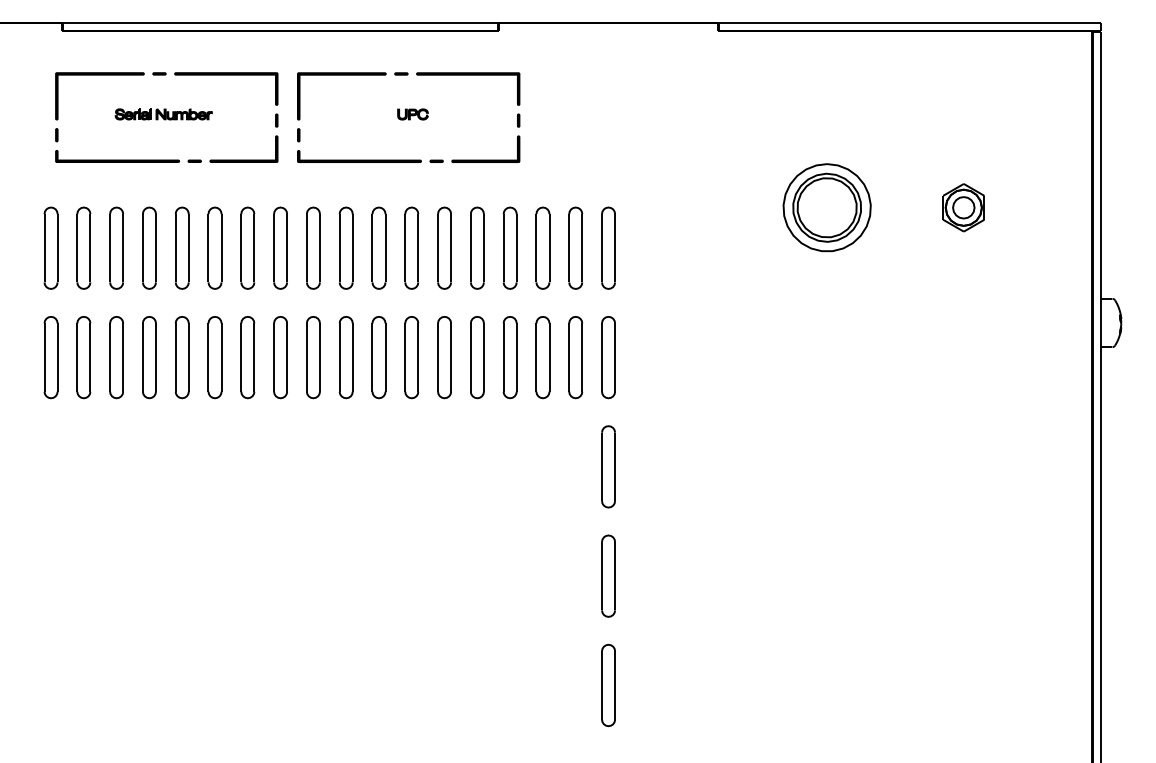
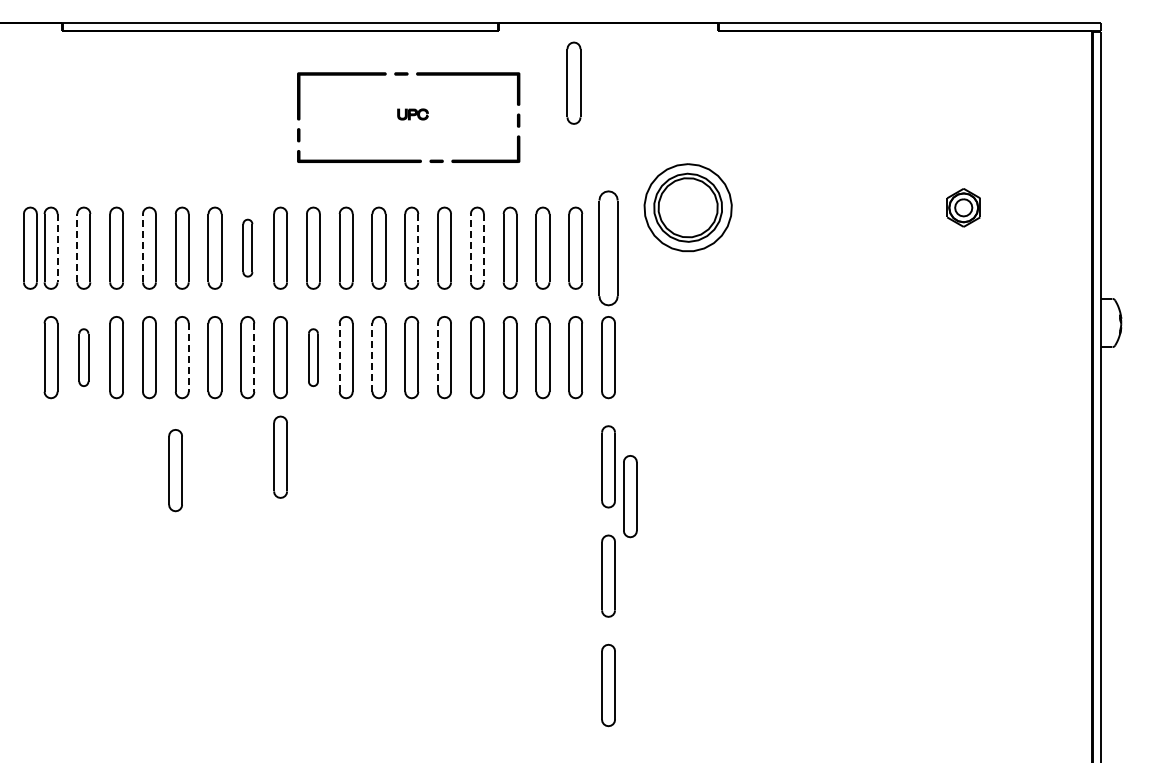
part: none -> present (573, 82)
part: present -> none (166, 117)
part position: (826, 207) -> (687, 207) (687, 207)
part size: 43x50 px -> 35x40 px (963, 207)
part: none -> present (30, 247)
line: solid -> dashed (77, 247)
line: solid -> dashed (142, 247)
part size: 16x84 px -> 12x60 px (247, 247)
line: solid -> dashed (470, 247)
part size: 15x84 px -> 21x117 px (608, 248)
line: solid -> dashed (57, 248)
line: solid -> dashed (418, 248)
line: solid -> dashed (483, 248)
part size: 16x84 px -> 12x59 px (83, 357)
part size: 15x84 px -> 11x60 px (313, 357)
line: solid -> dashed (339, 357)
line: solid -> dashed (372, 357)
line: solid -> dashed (438, 357)
line: solid -> dashed (188, 358)
line: solid -> dashed (254, 358)
part: none -> present (280, 456)
part: none -> present (175, 470)
part: none -> present (630, 496)
